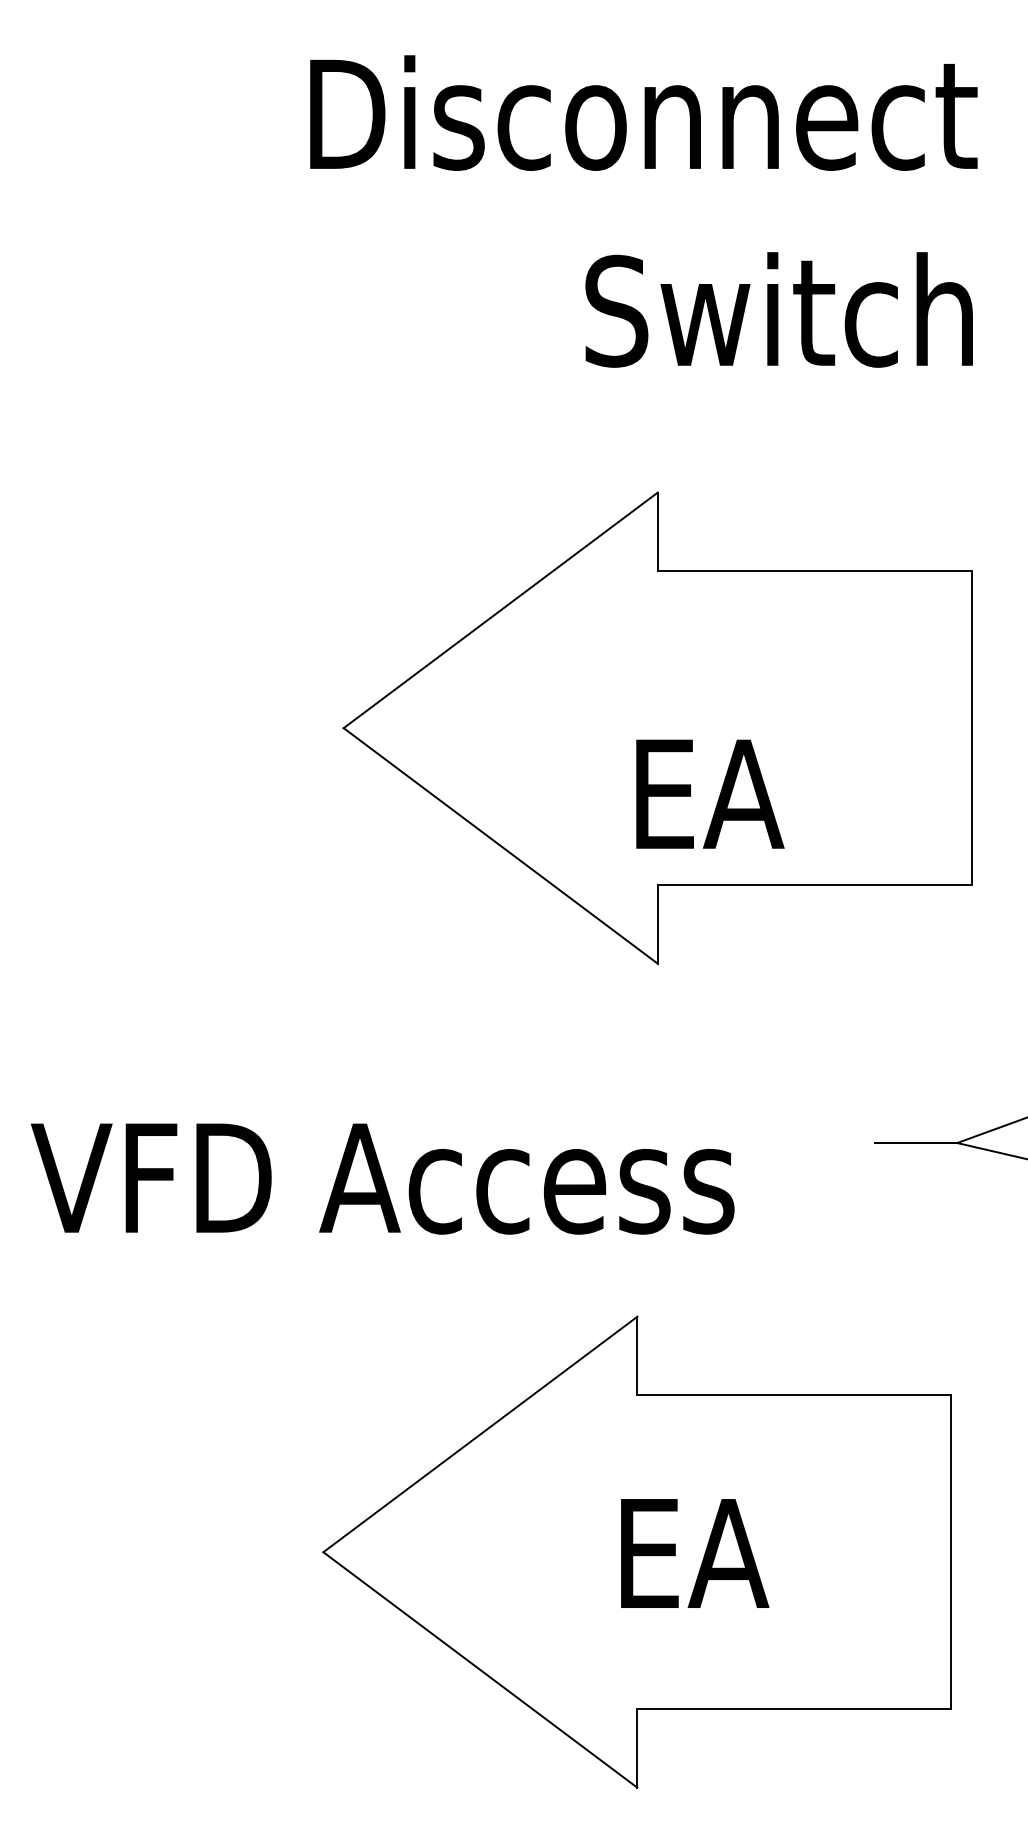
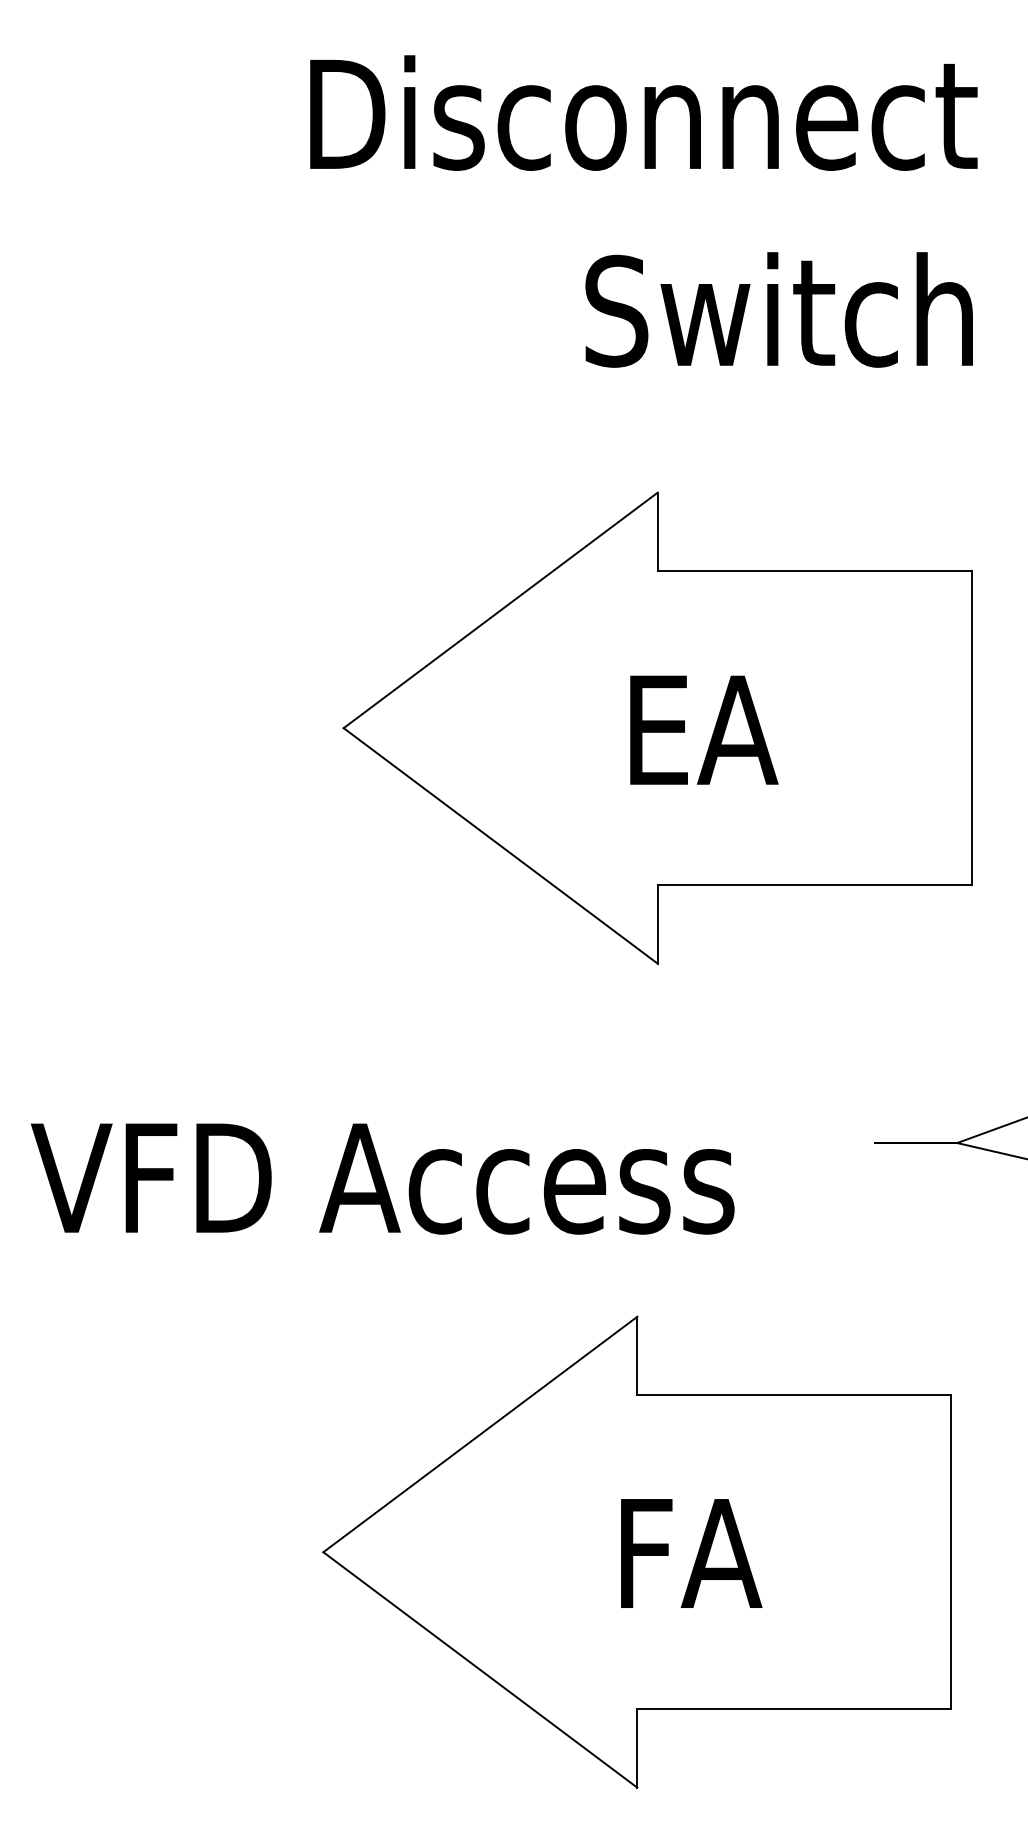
text position: (710, 793) -> (704, 729) (704, 729)
text: EA -> FA (701, 1553)
